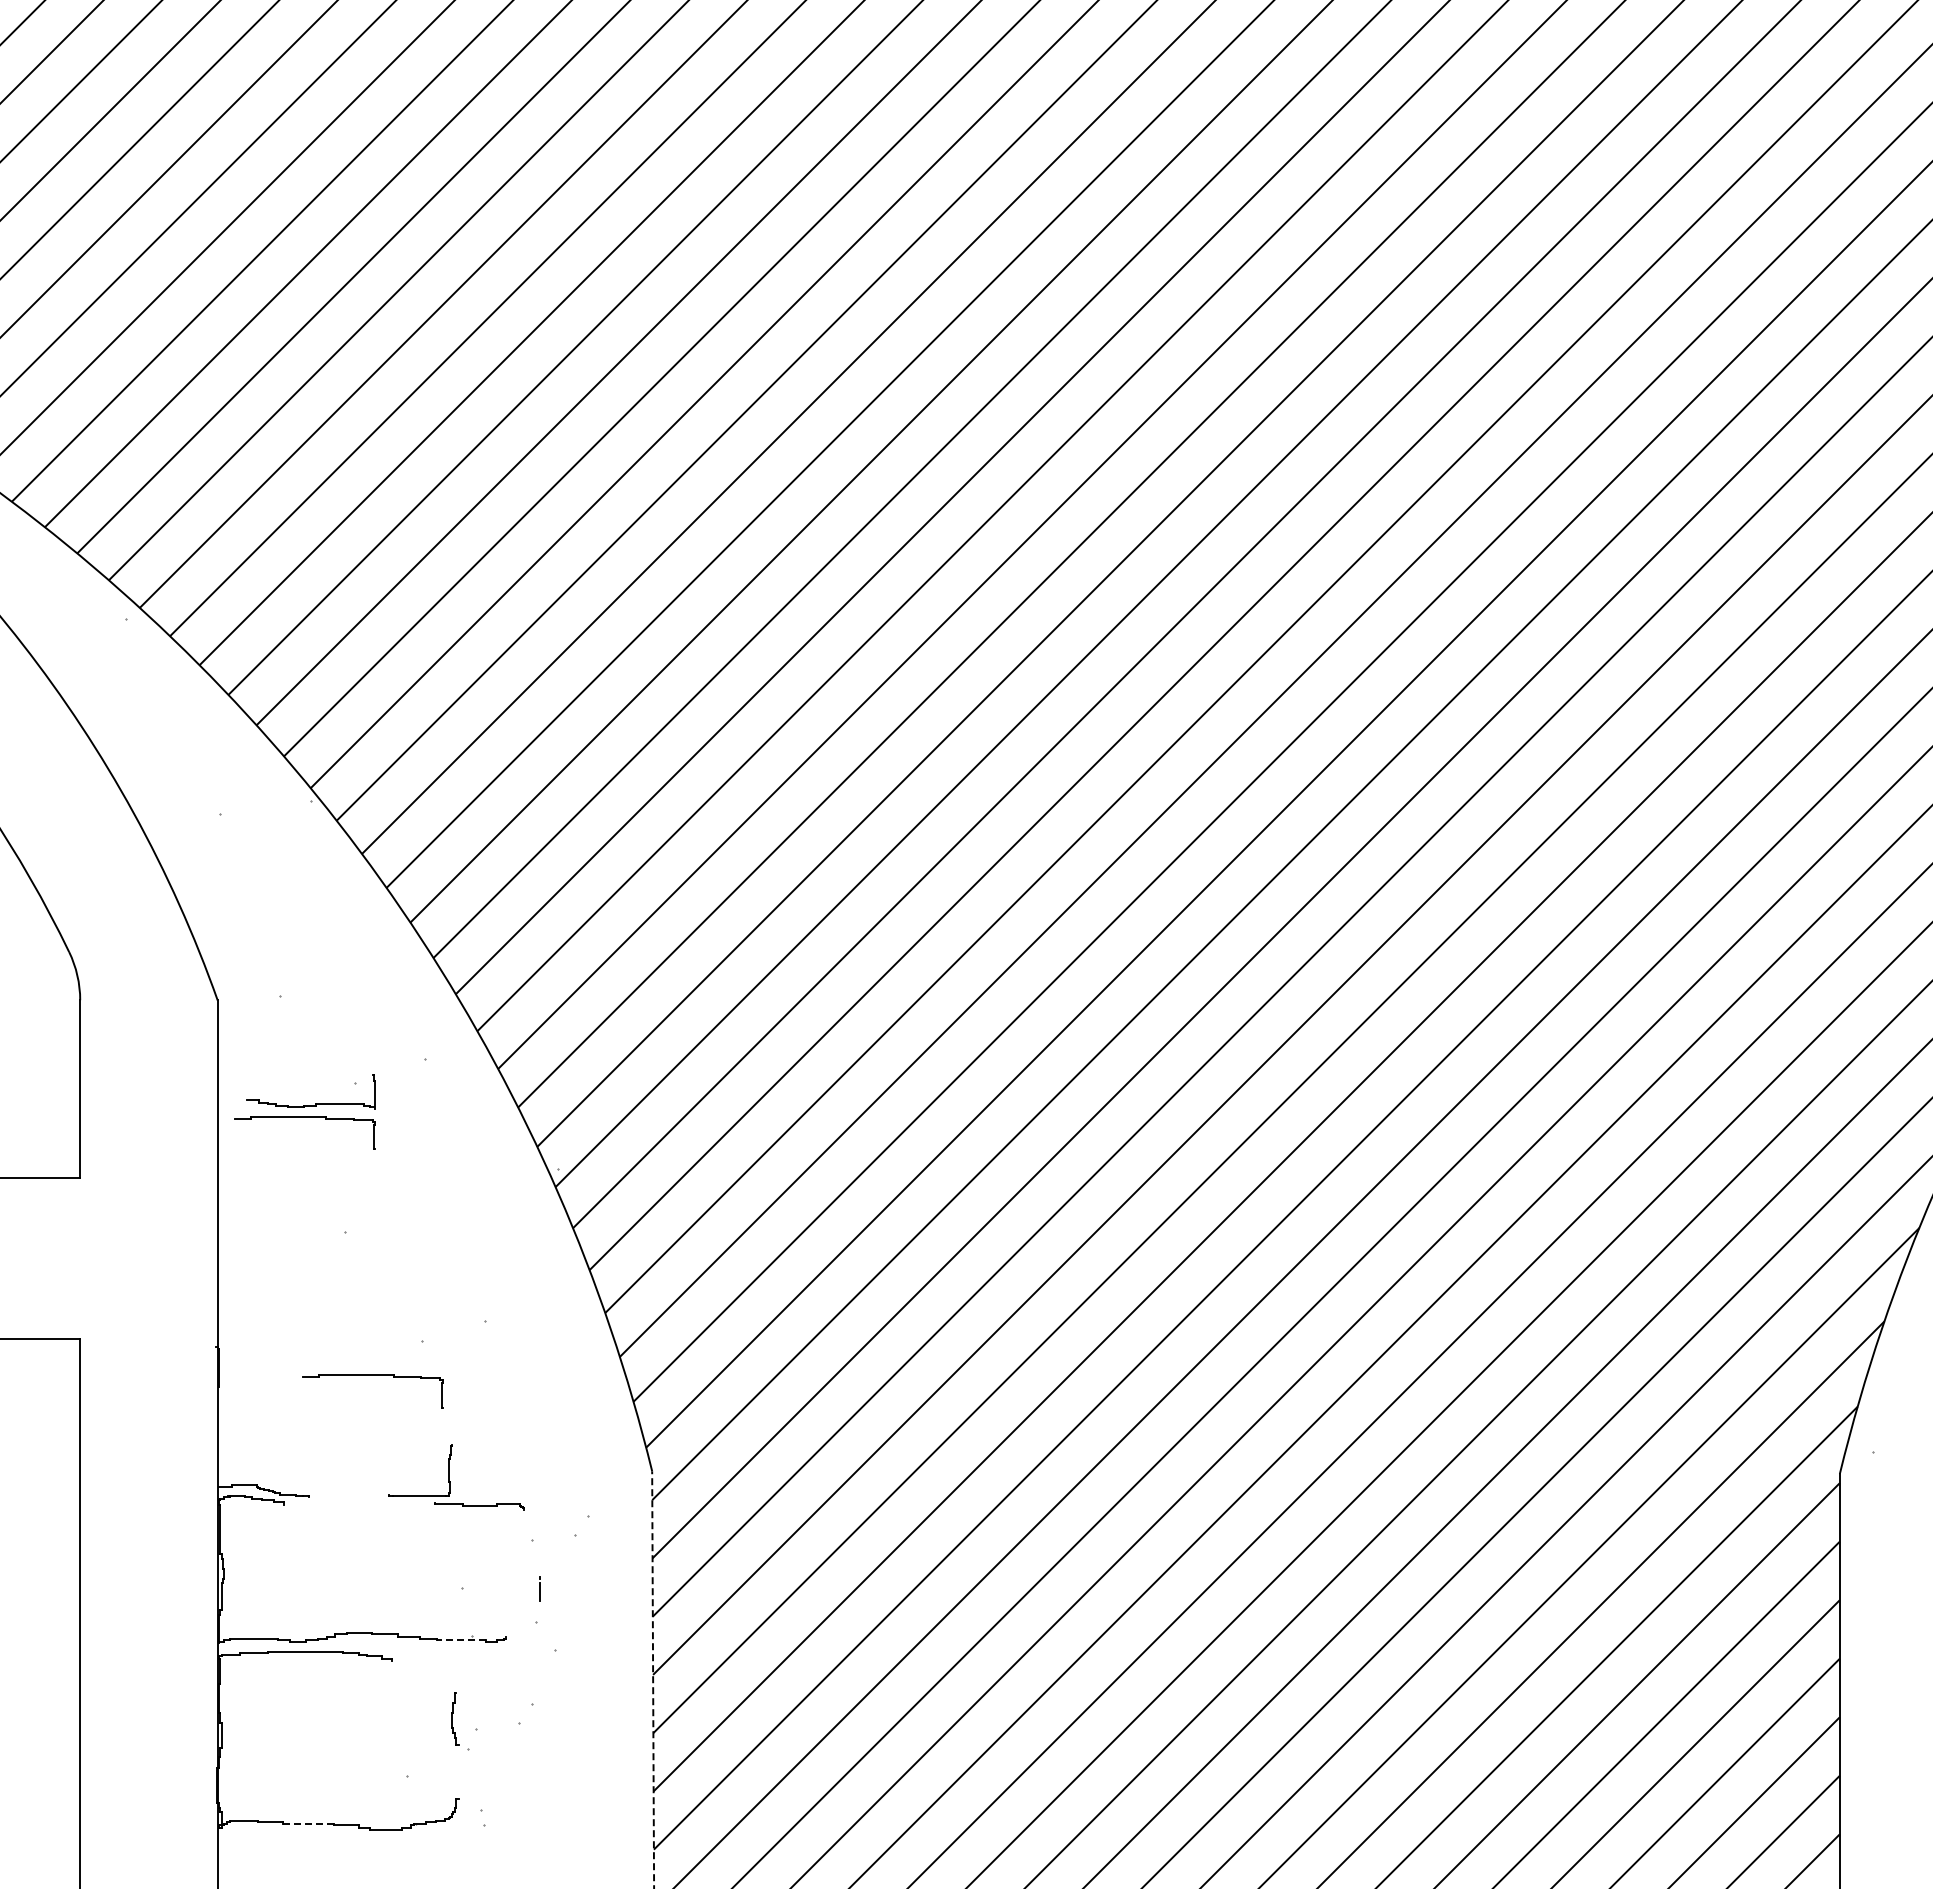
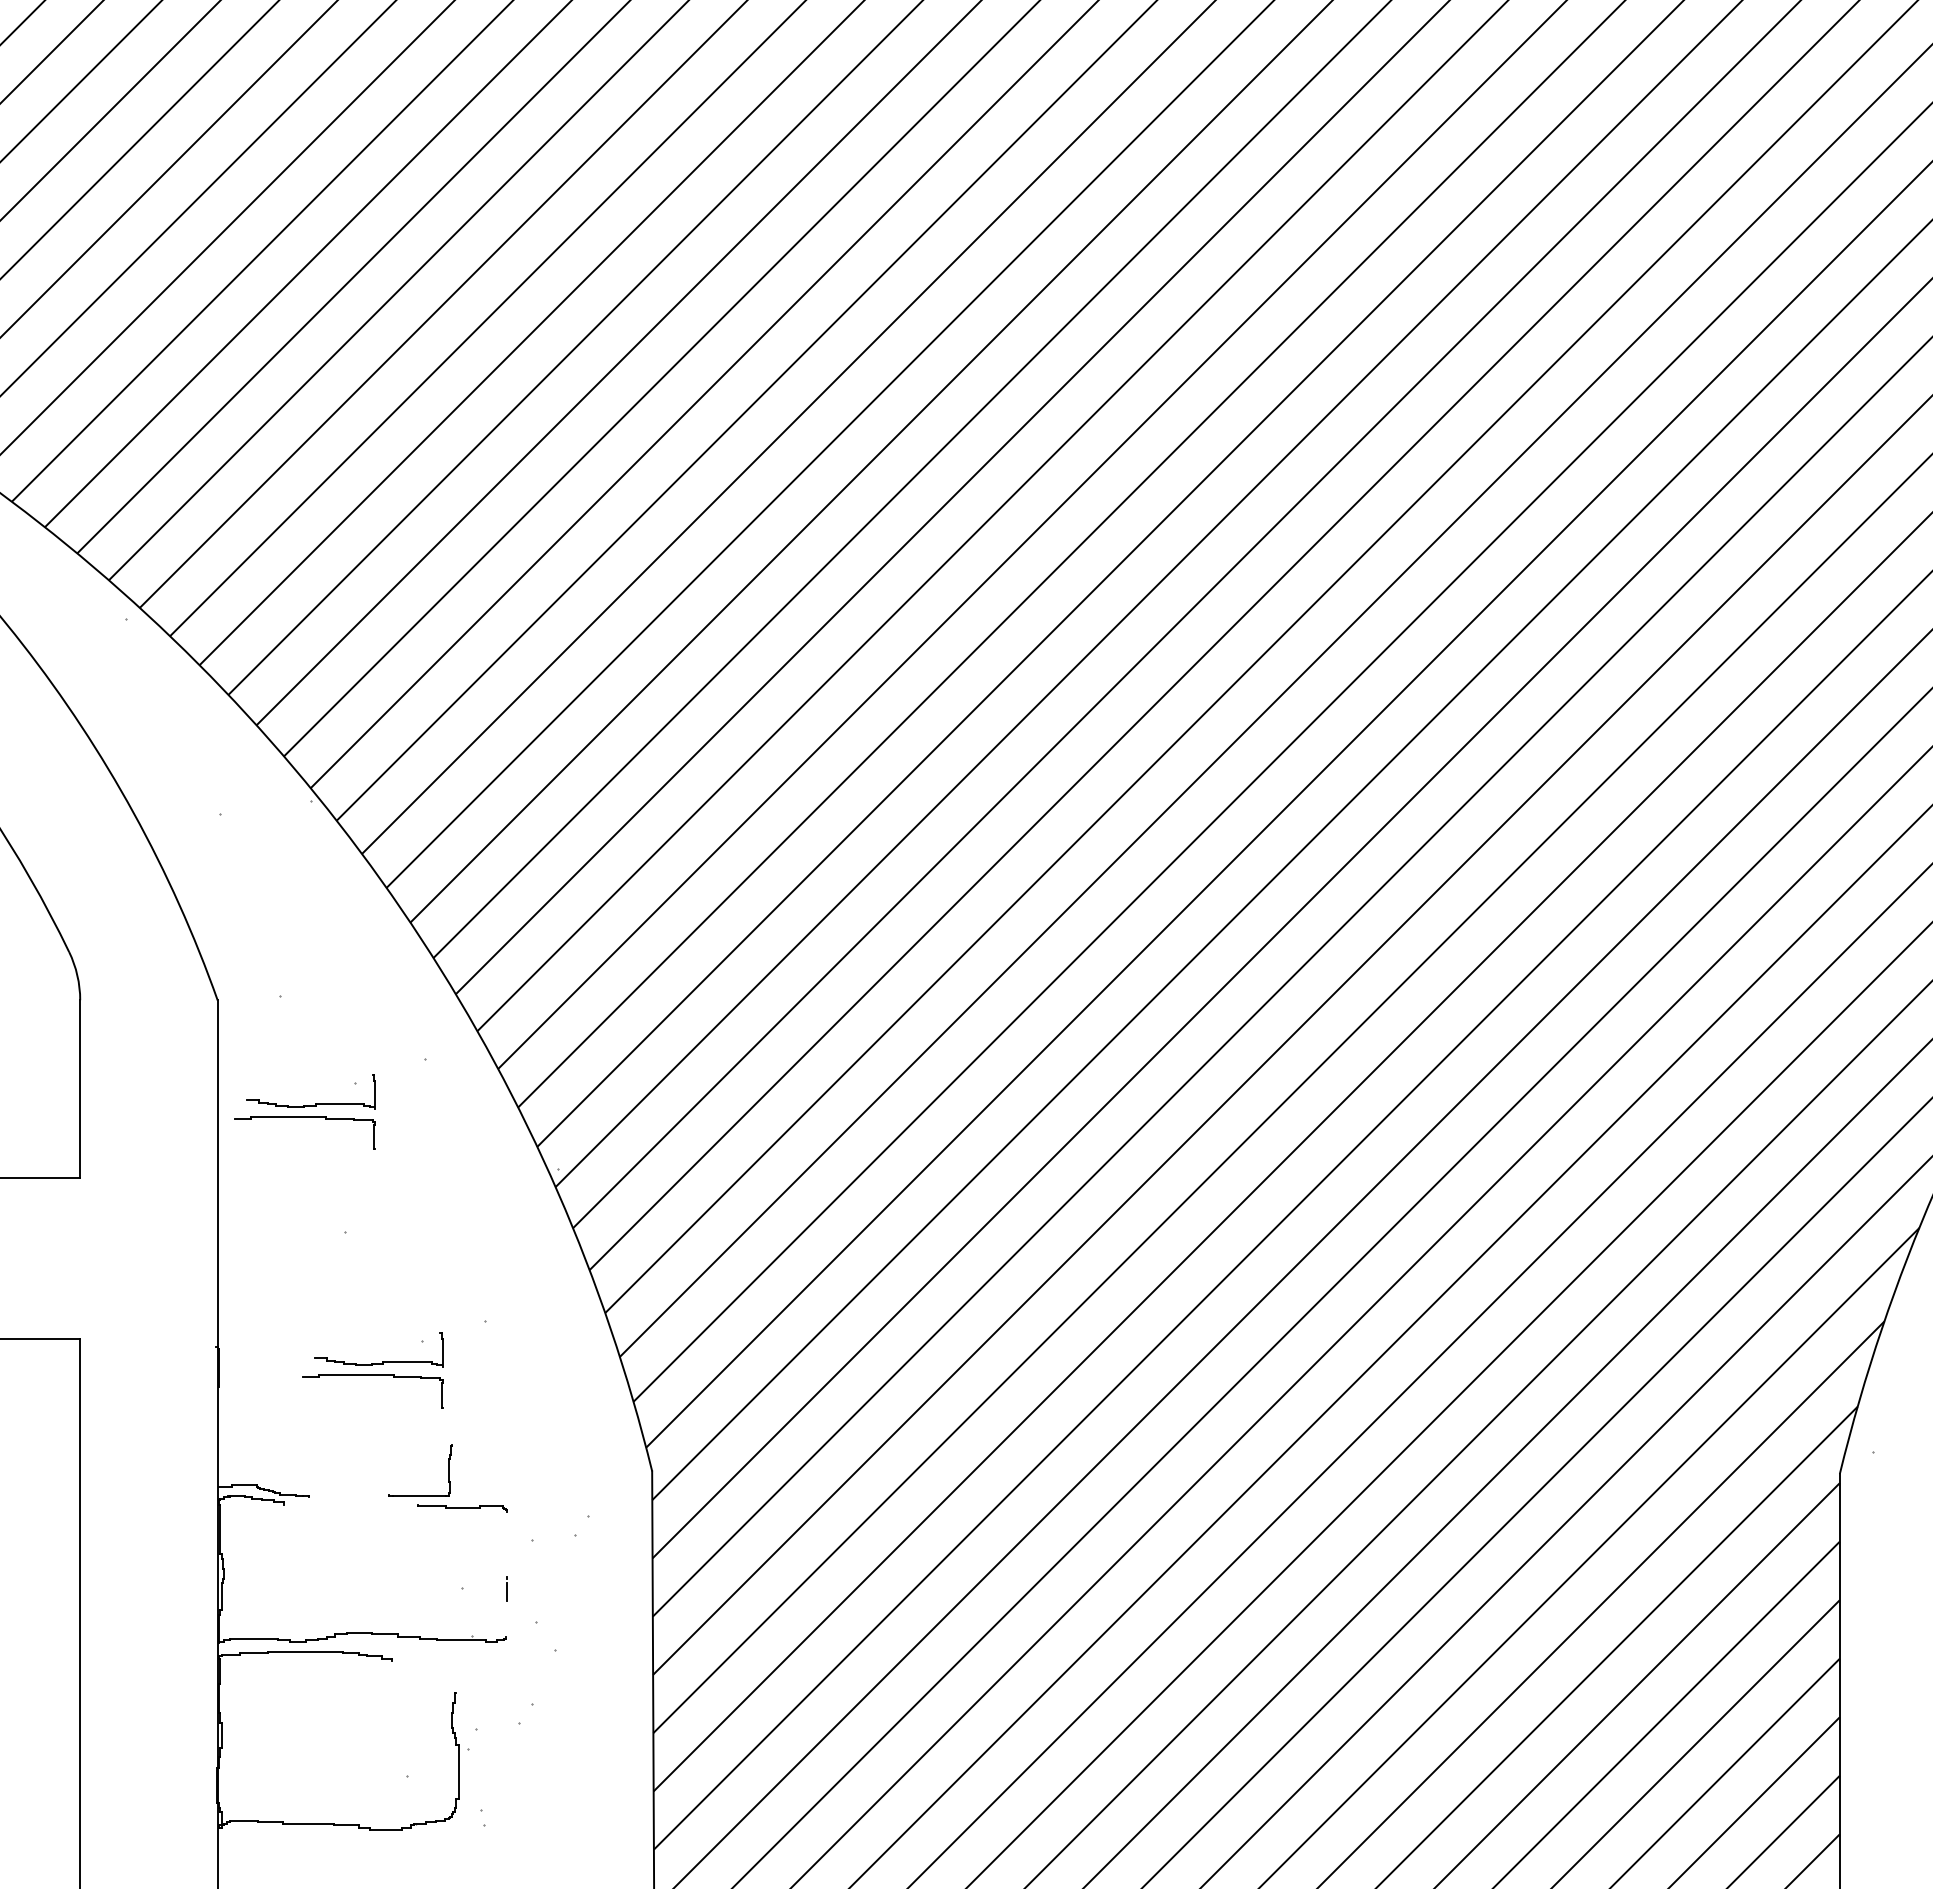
part: none -> present (382, 1361)
part position: (479, 1506) -> (462, 1508) (462, 1508)
line position: (539, 1588) -> (506, 1588) (506, 1588)
line: dashed -> solid (460, 1640)
line: dashed -> solid (653, 1679)
line: none -> present (459, 1772)
line: dashed -> solid (308, 1823)
